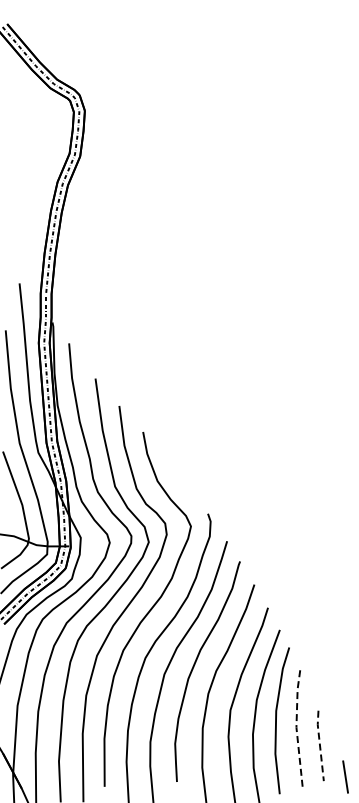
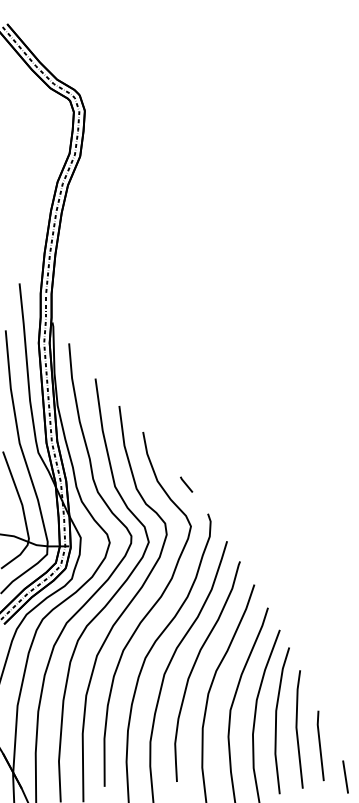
line: none -> present (186, 484)
line: dashed -> solid (296, 728)
line: dashed -> solid (319, 745)
